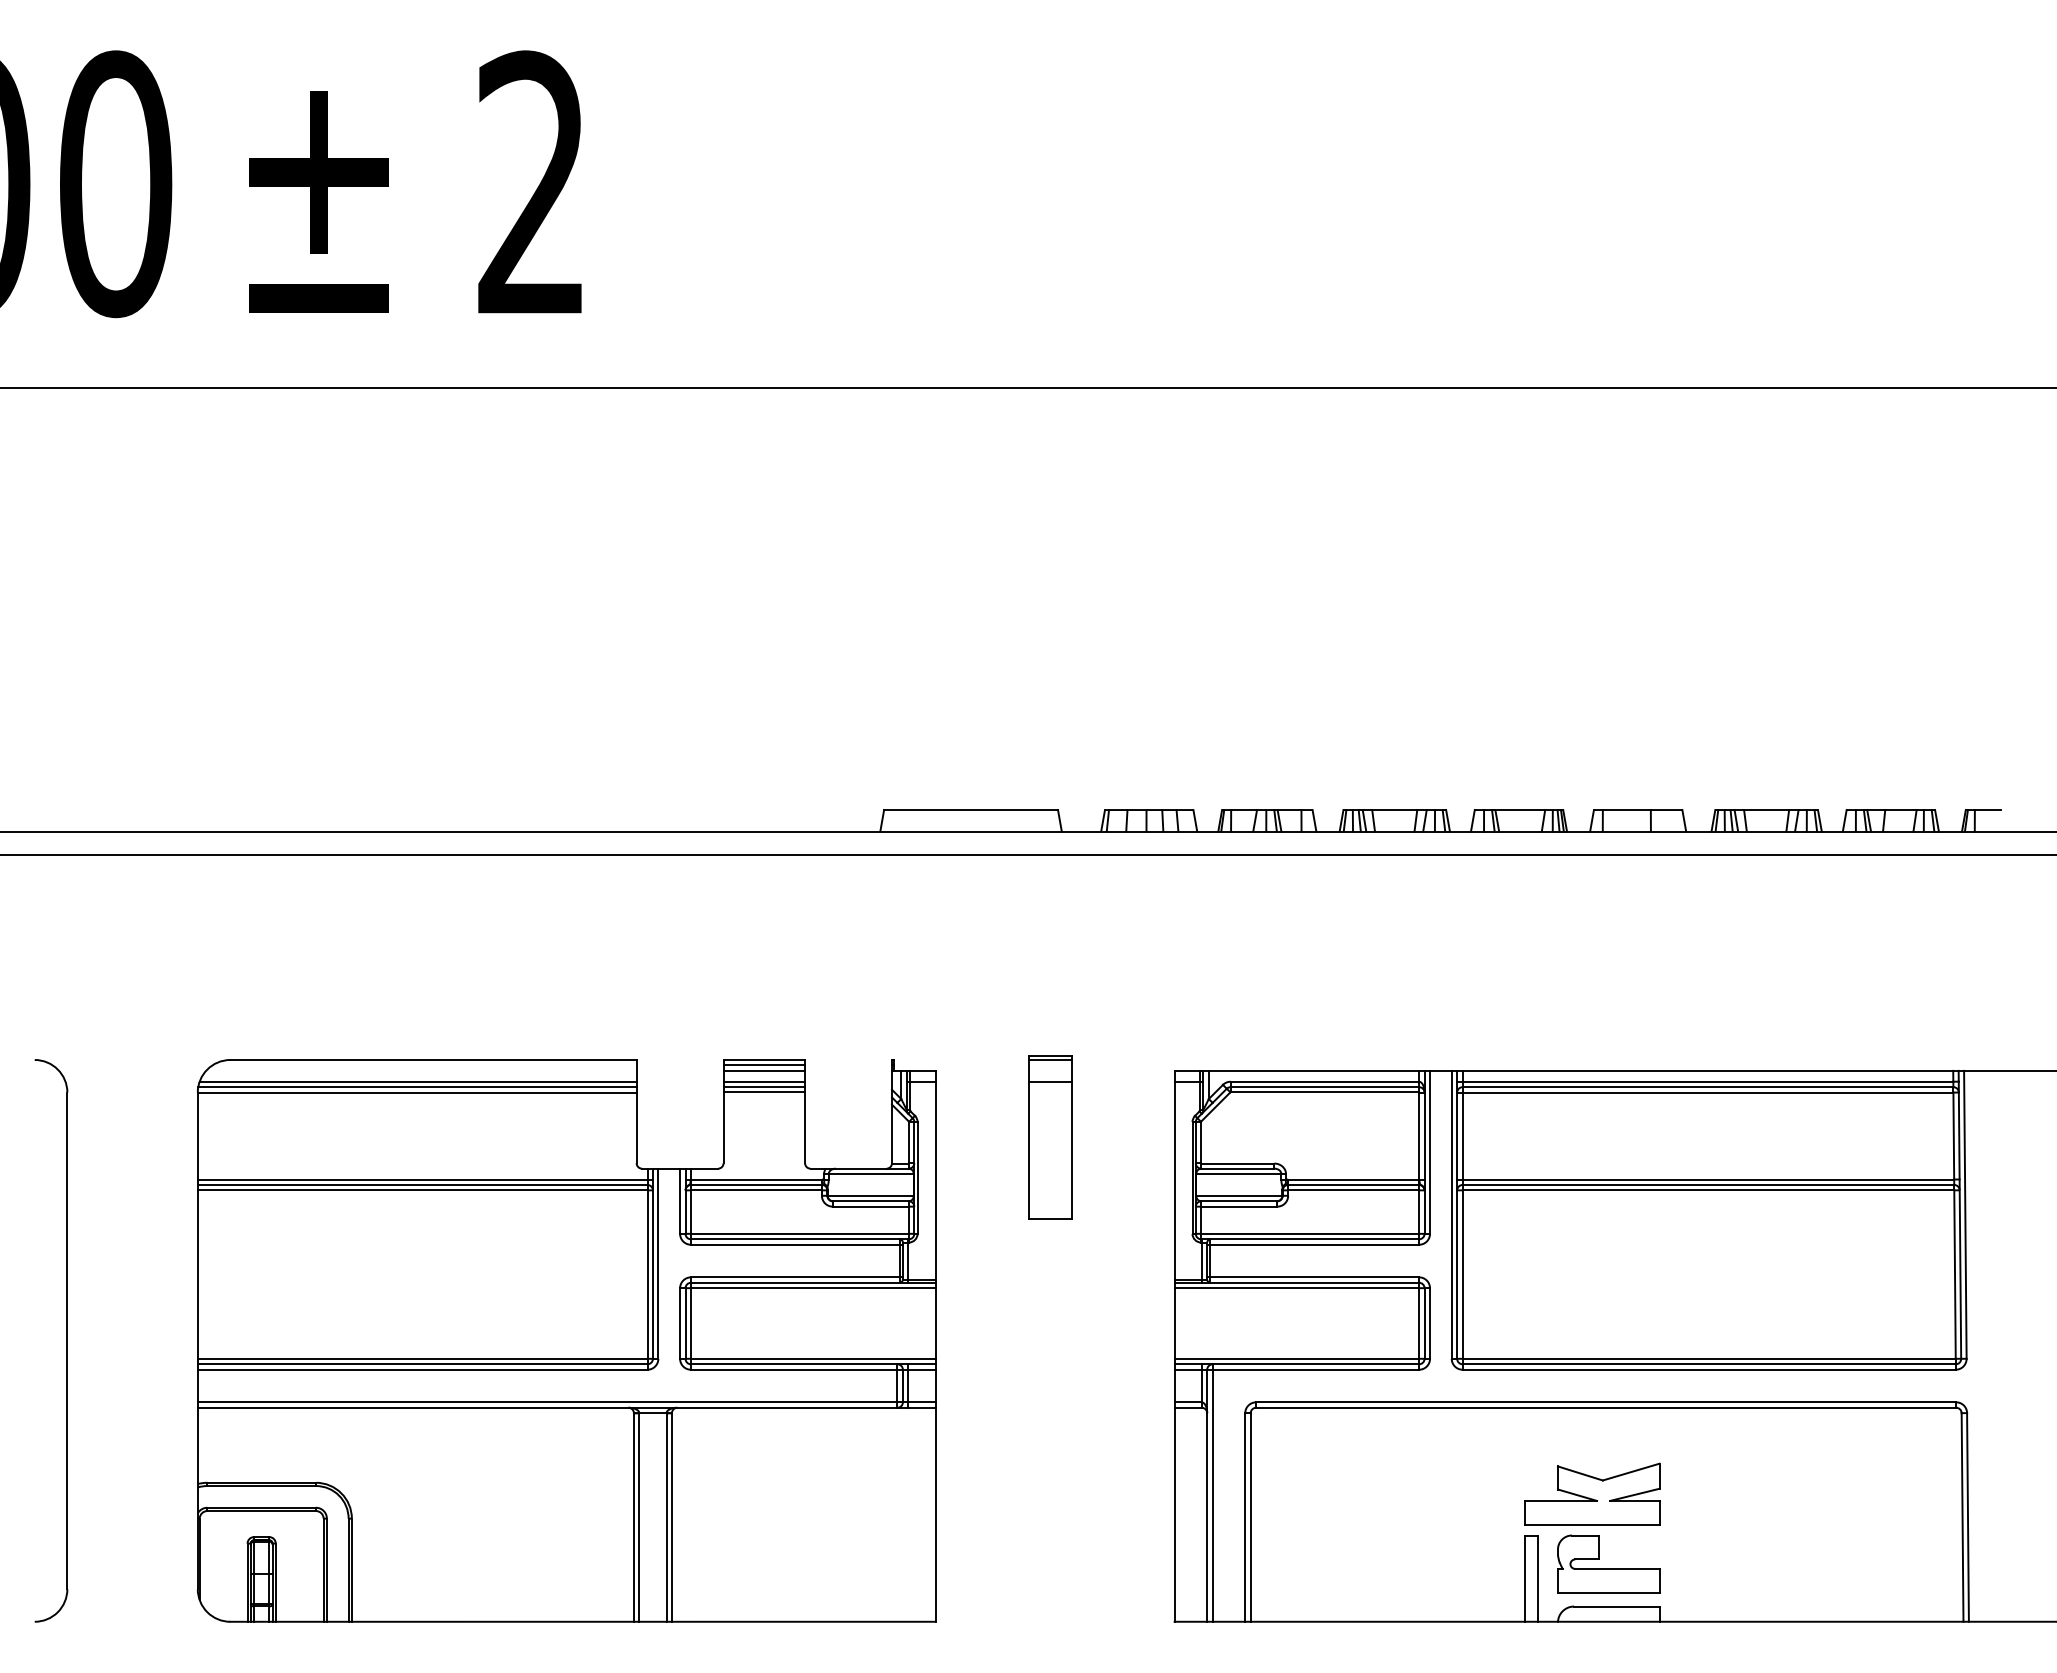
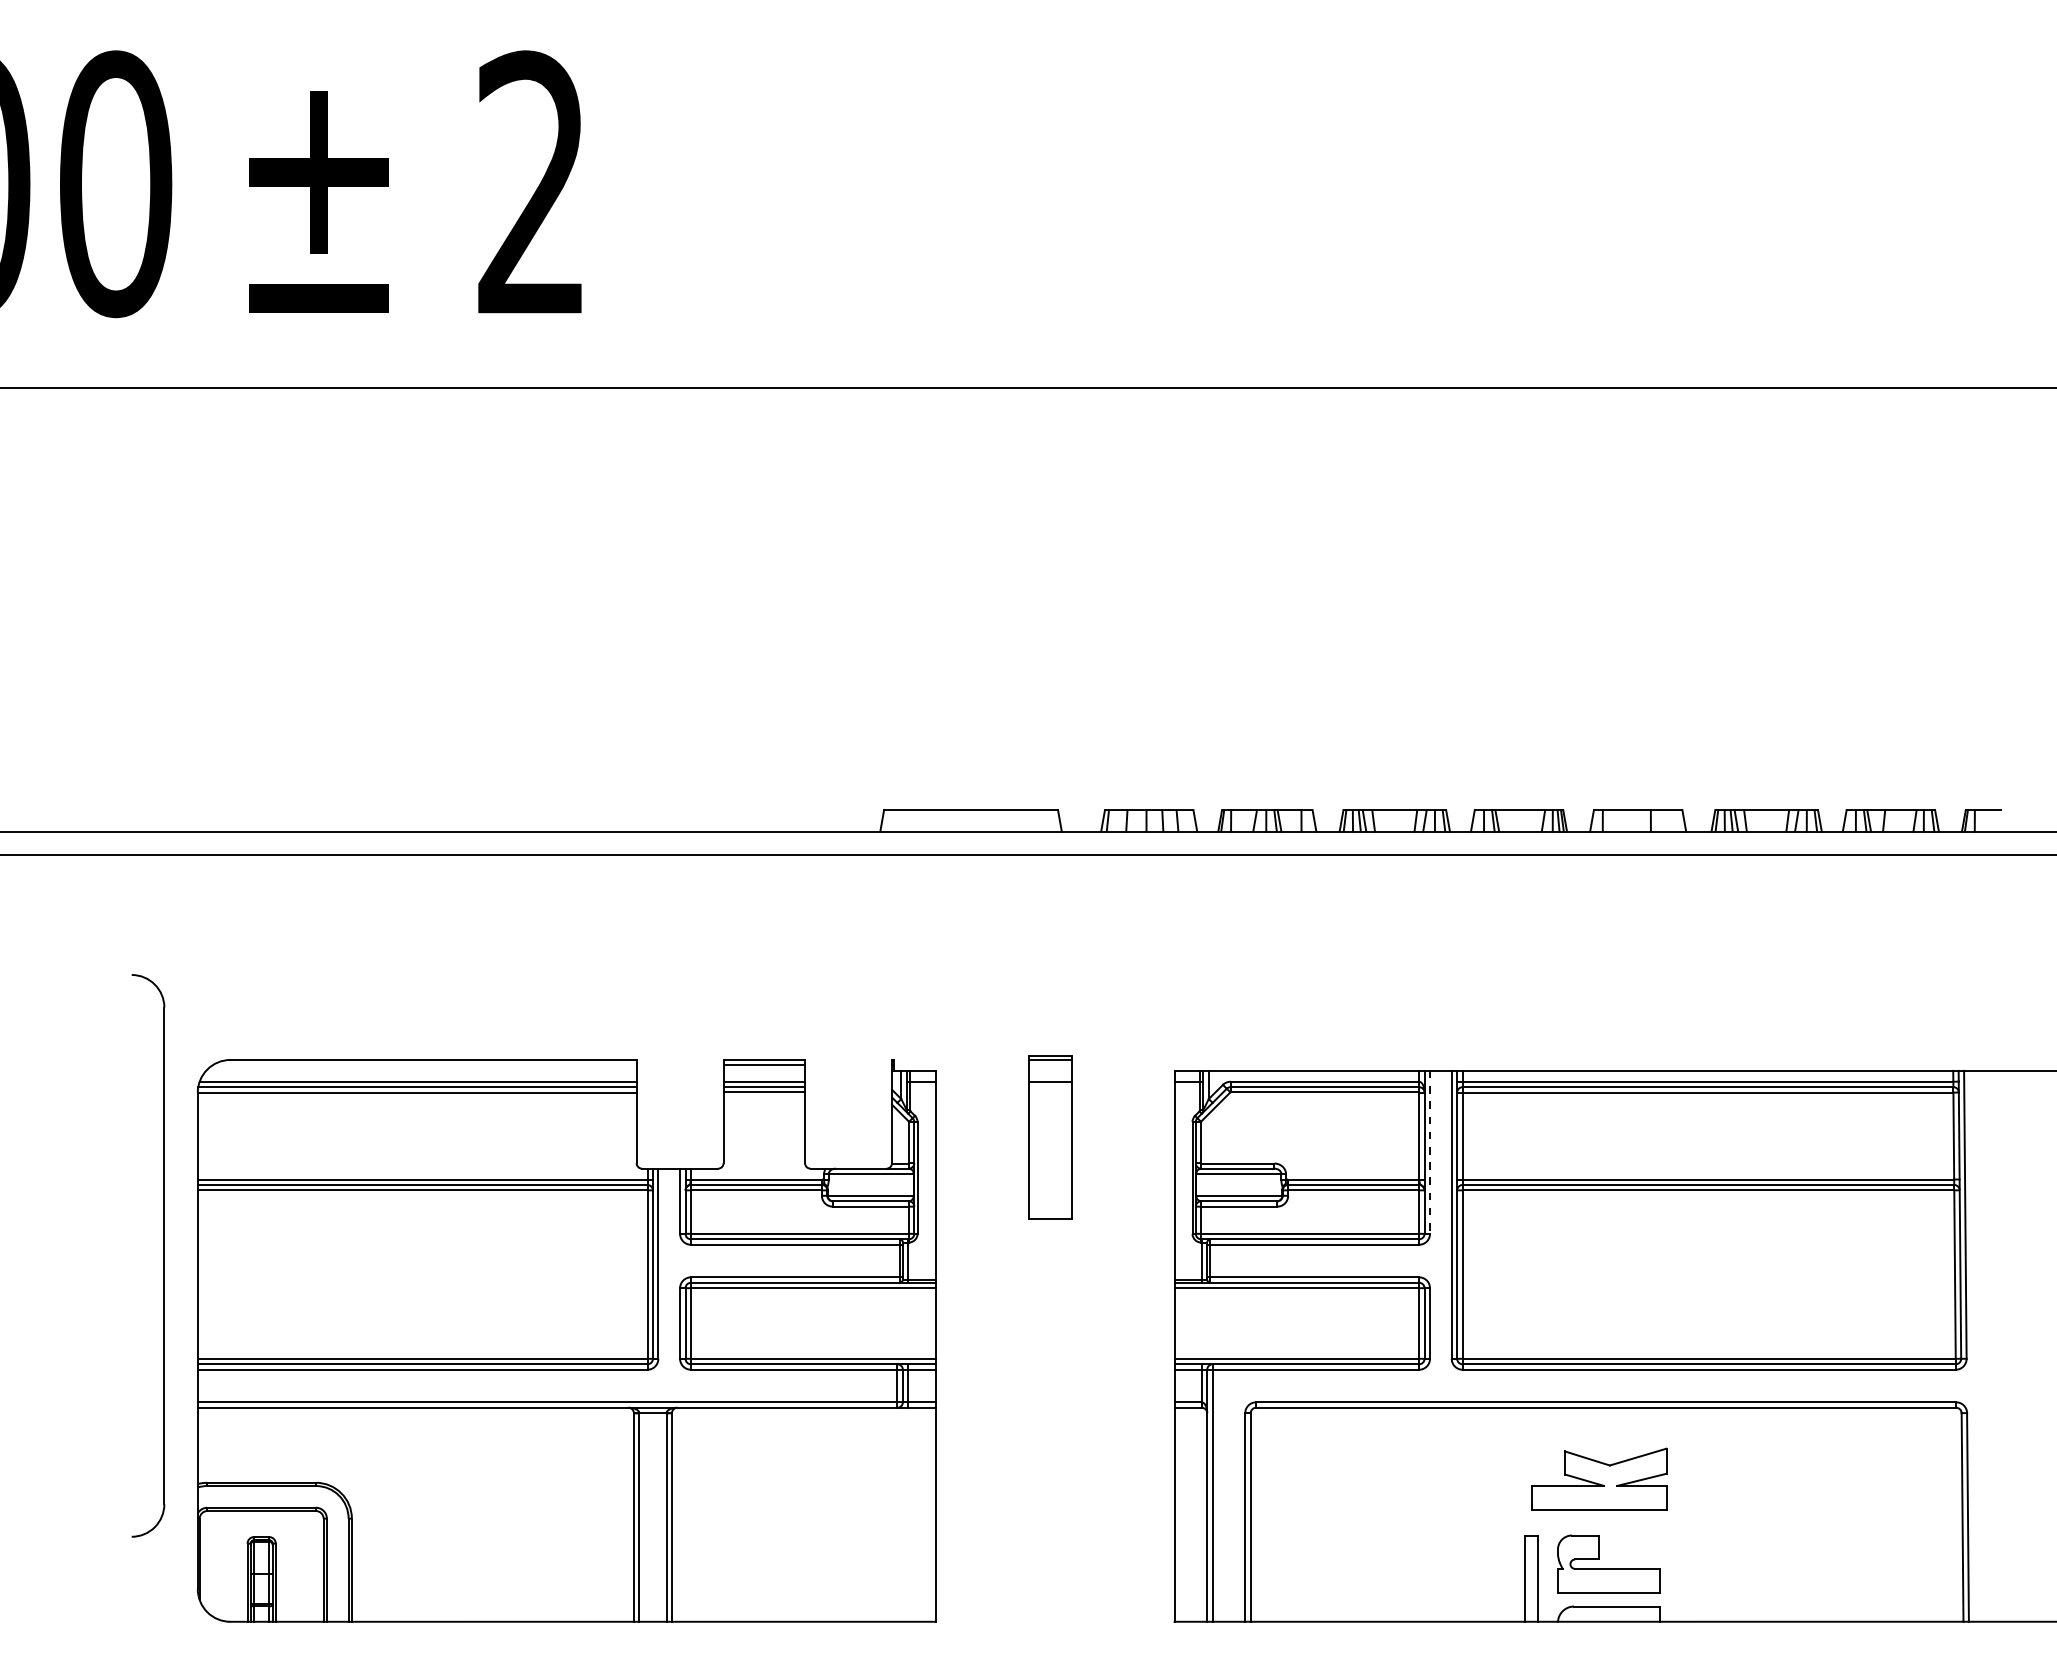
line: present -> none (764, 1070)
line: solid -> dashed (1430, 1152)
part position: (66, 1340) -> (163, 1255) (163, 1255)
part position: (1592, 1493) -> (1599, 1478) (1599, 1478)
